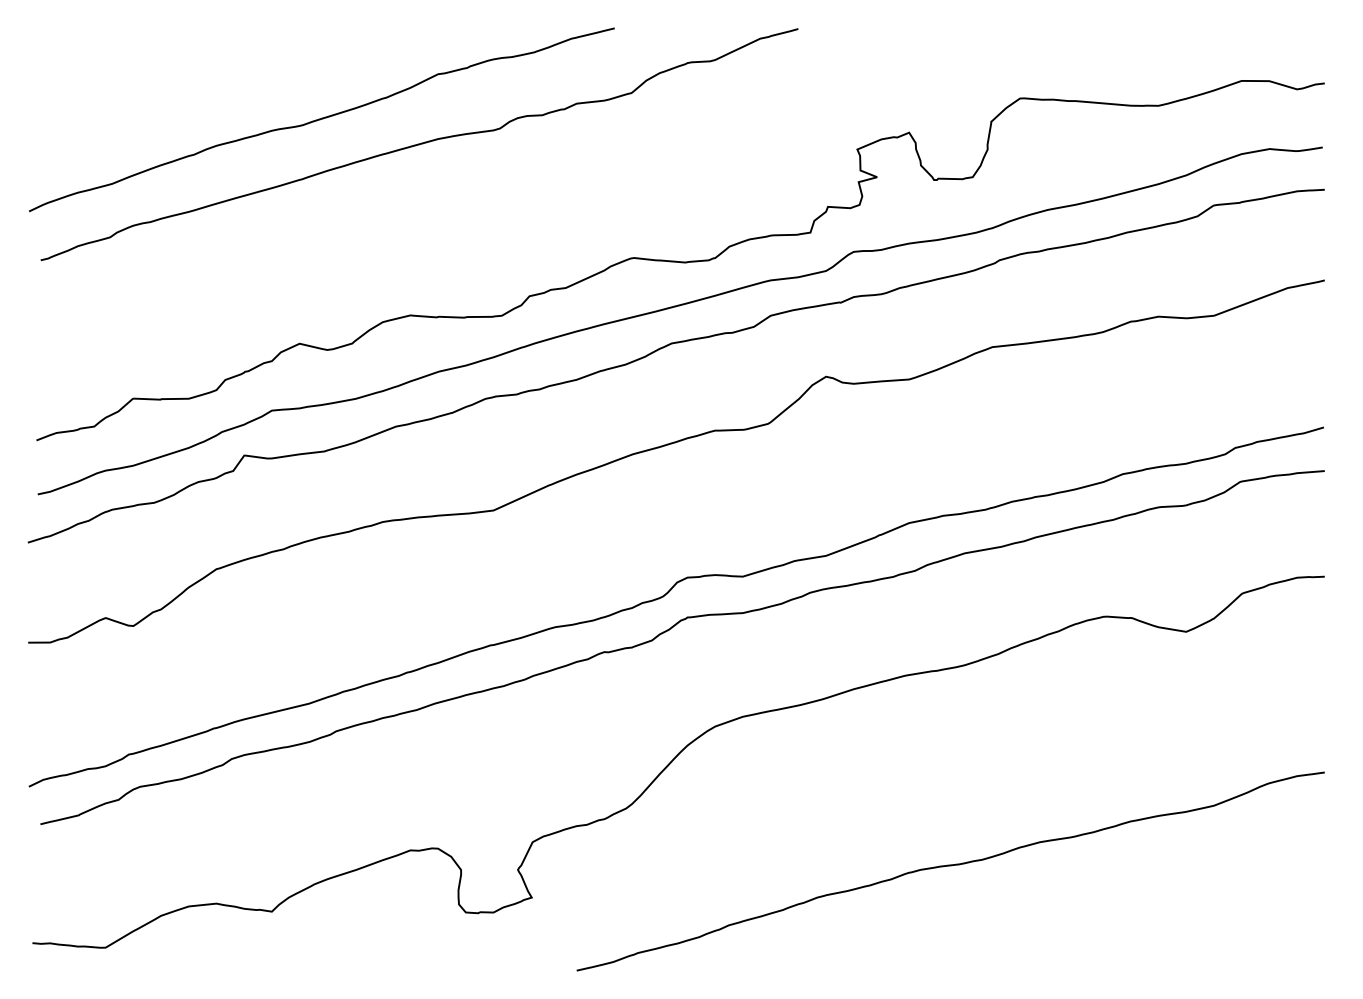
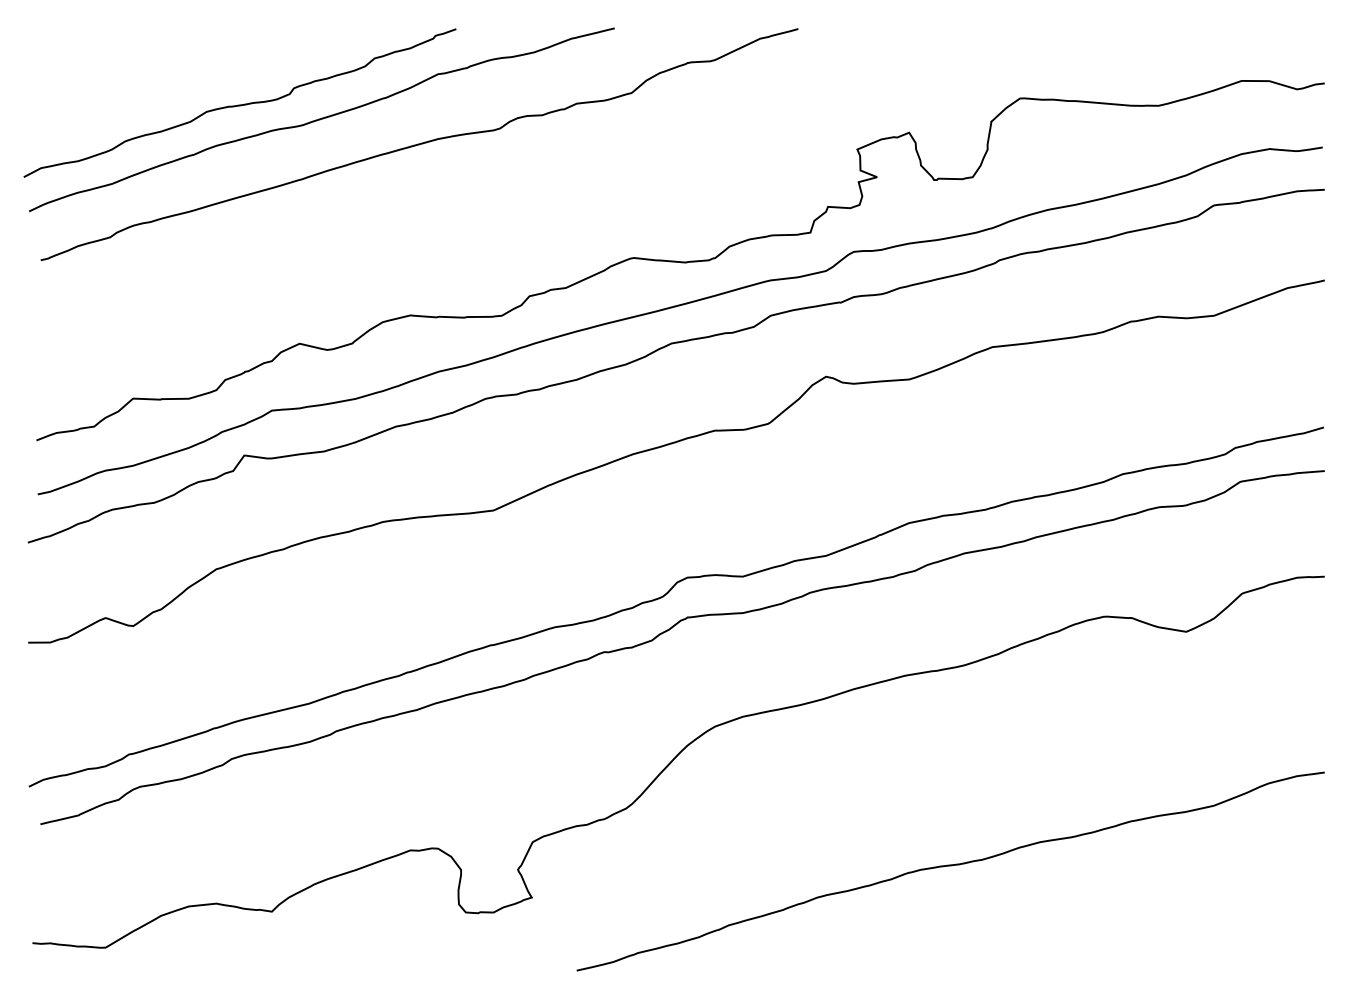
curve: none -> present (239, 104)
